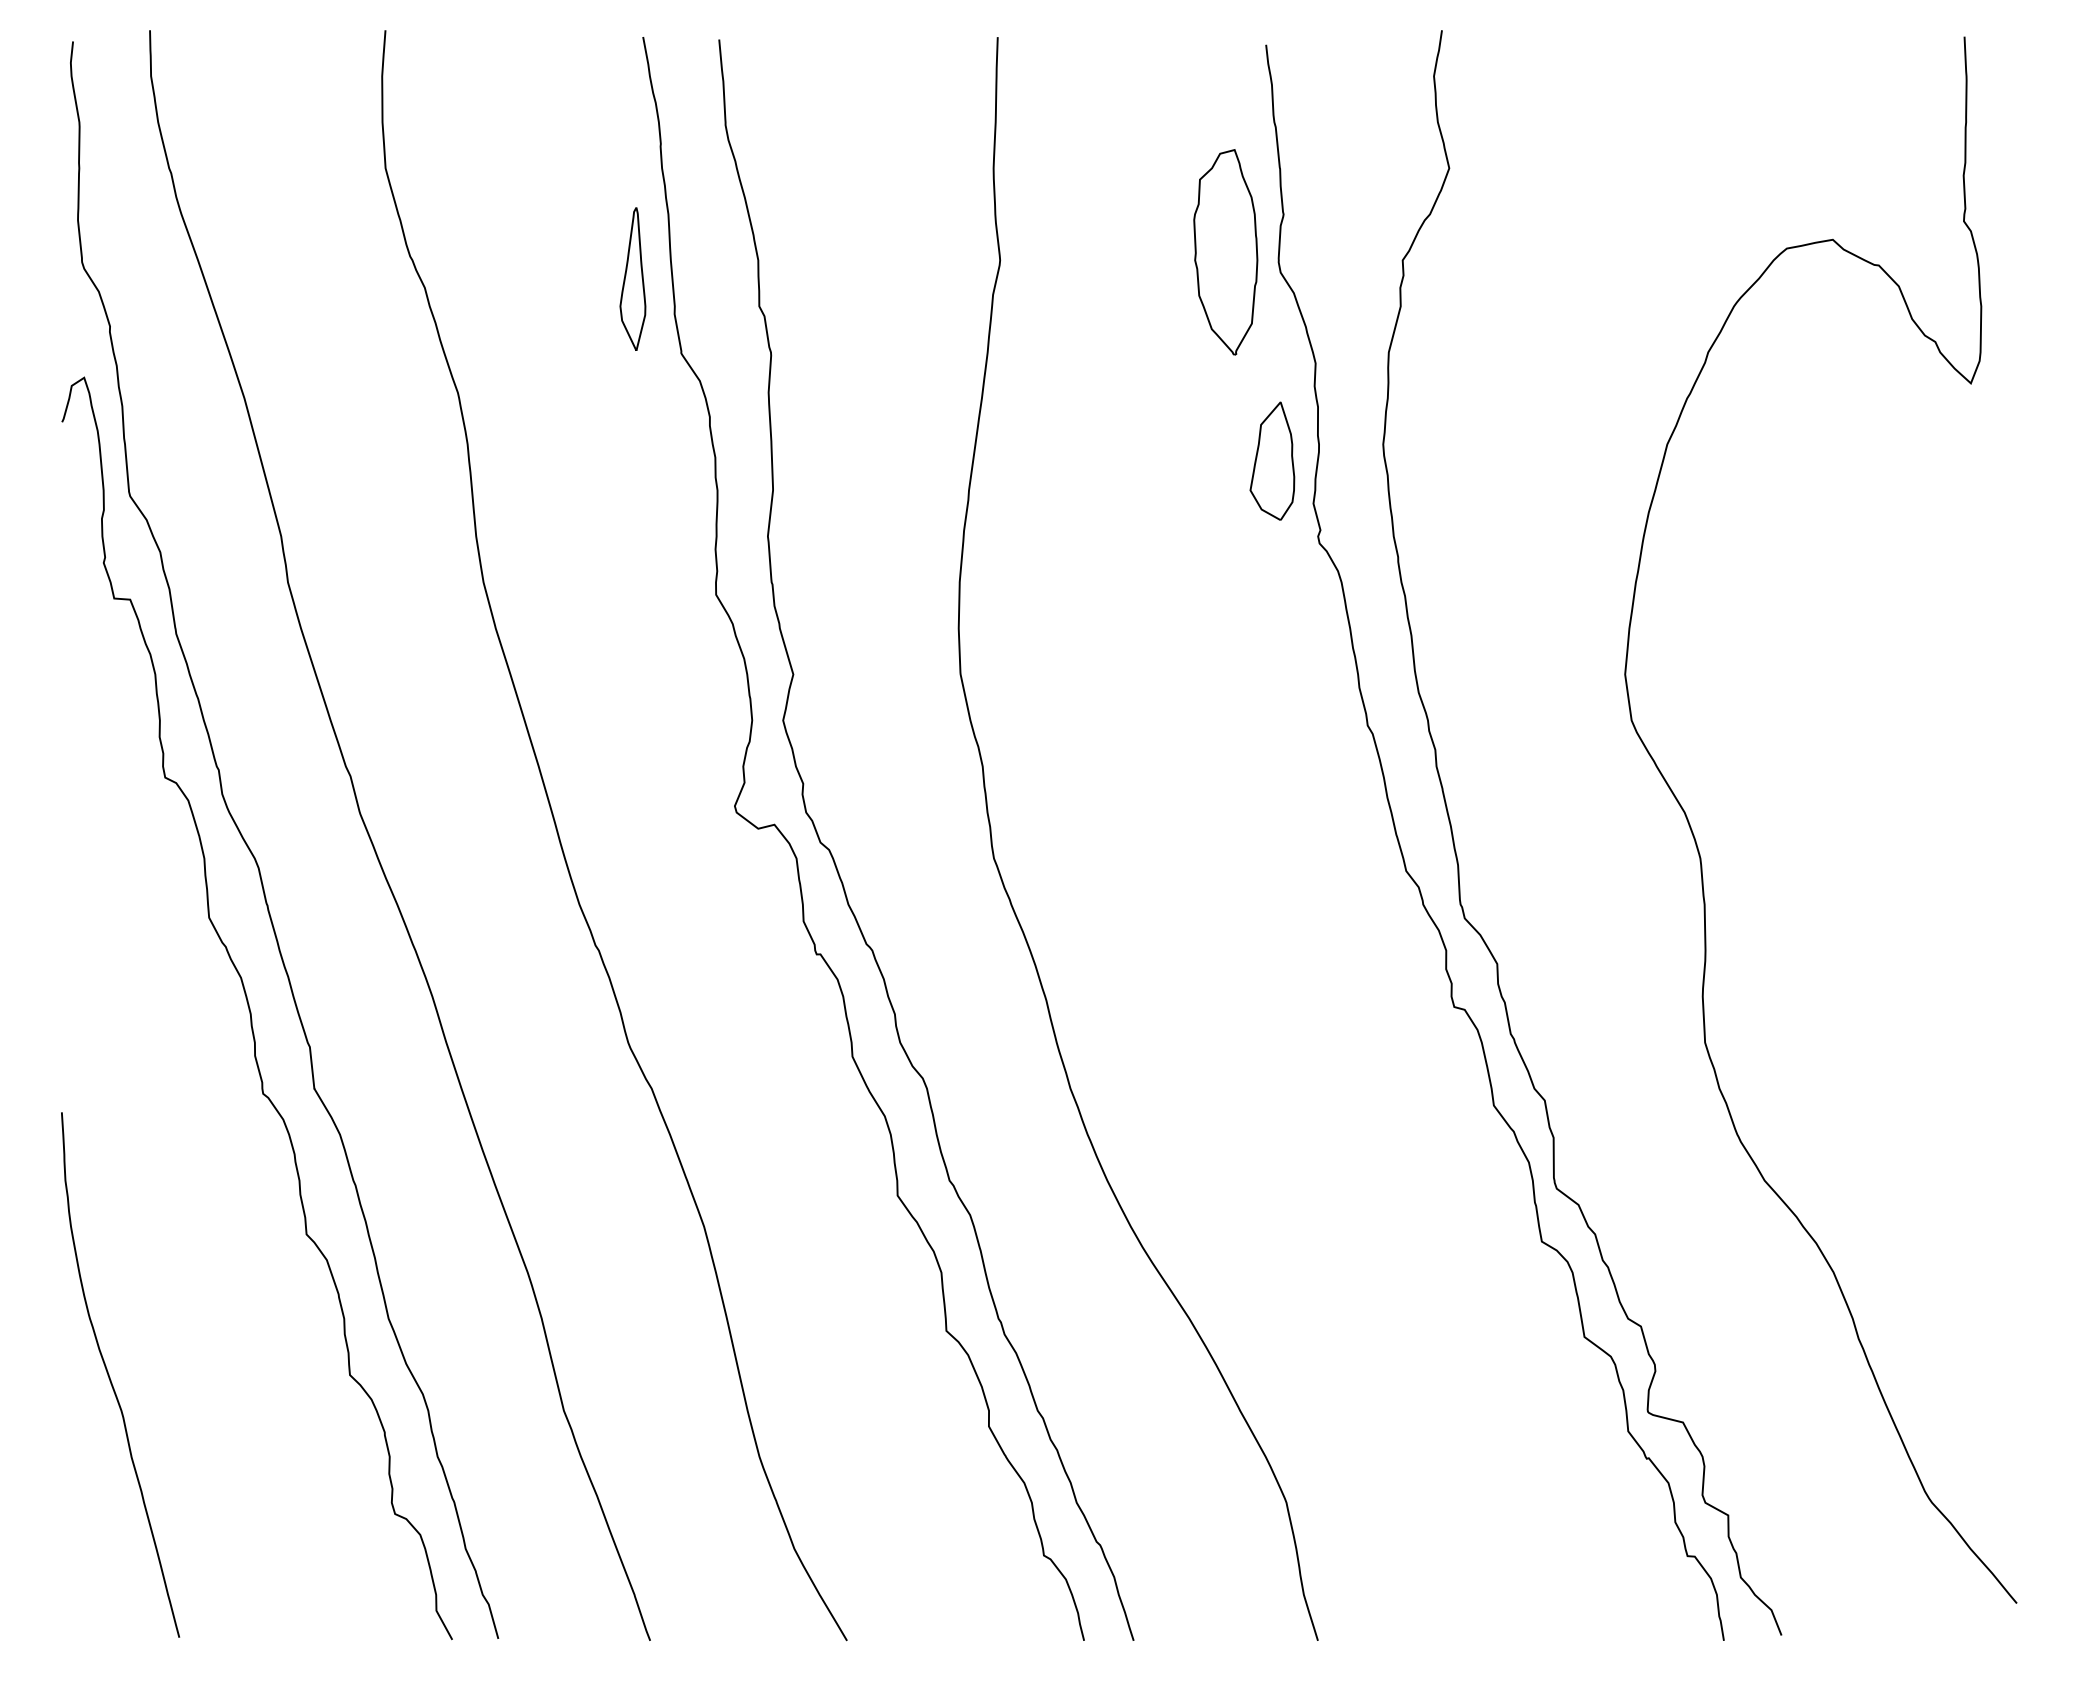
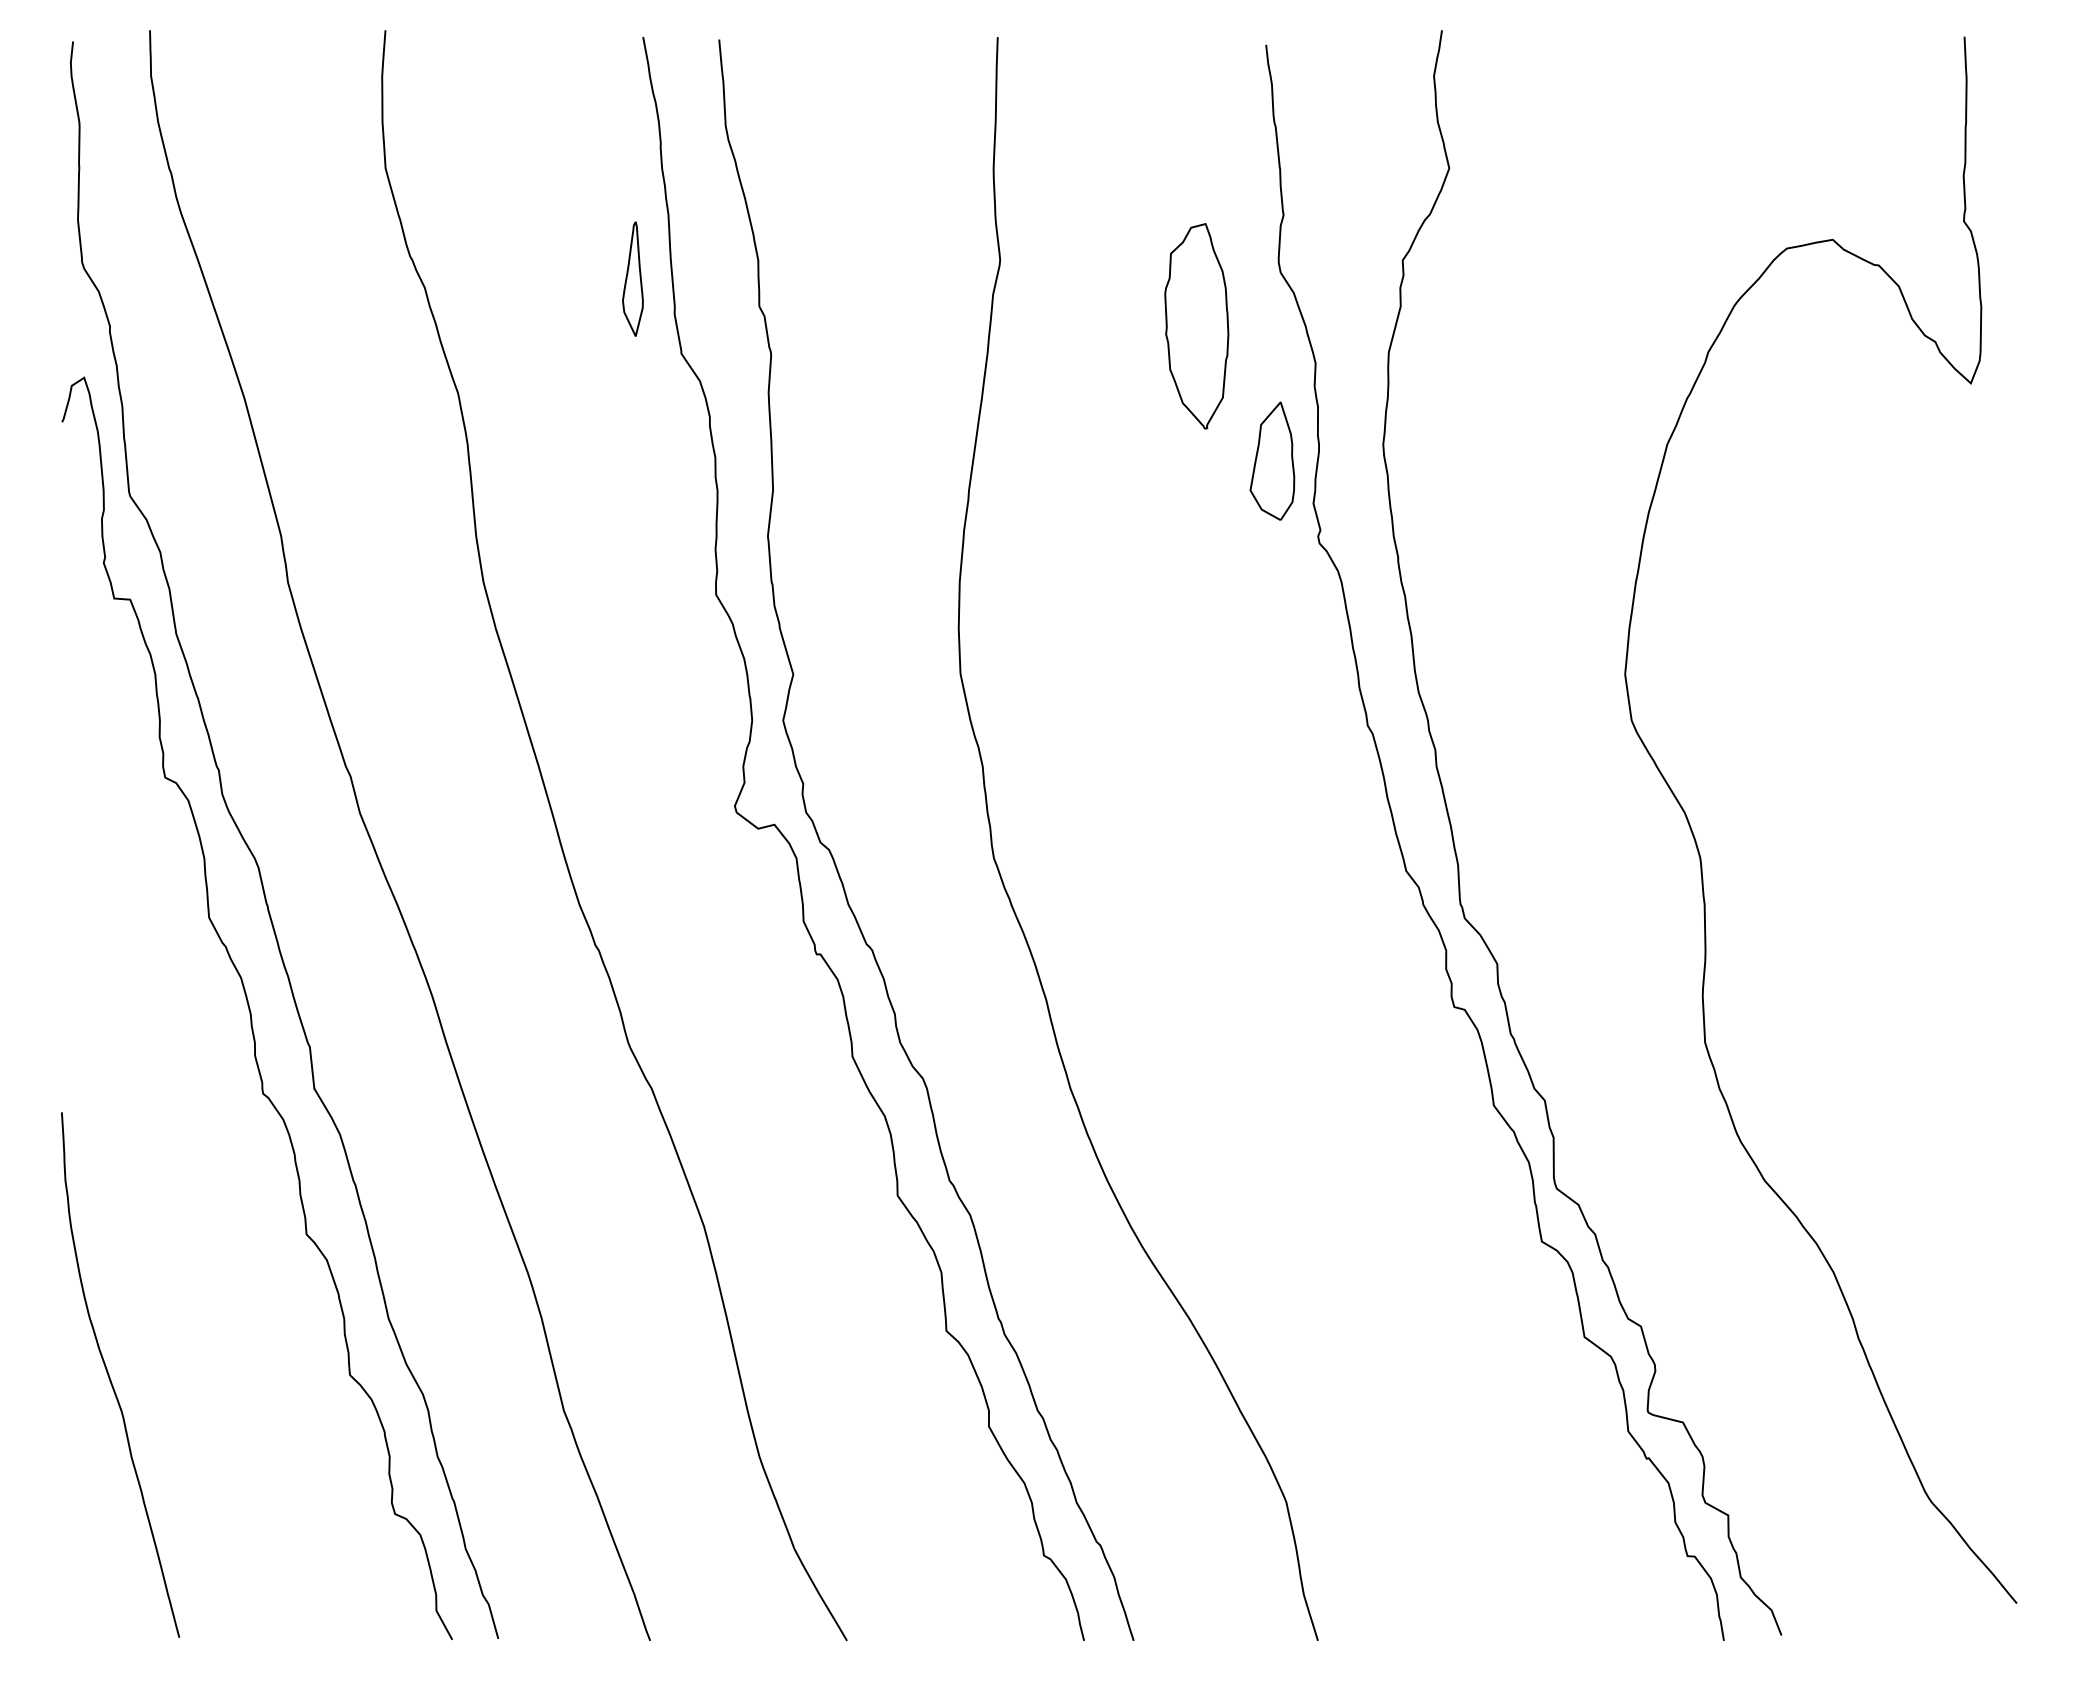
part position: (1225, 252) -> (1196, 326) (1196, 326)
part size: 28x144 px -> 22x116 px (632, 278)
